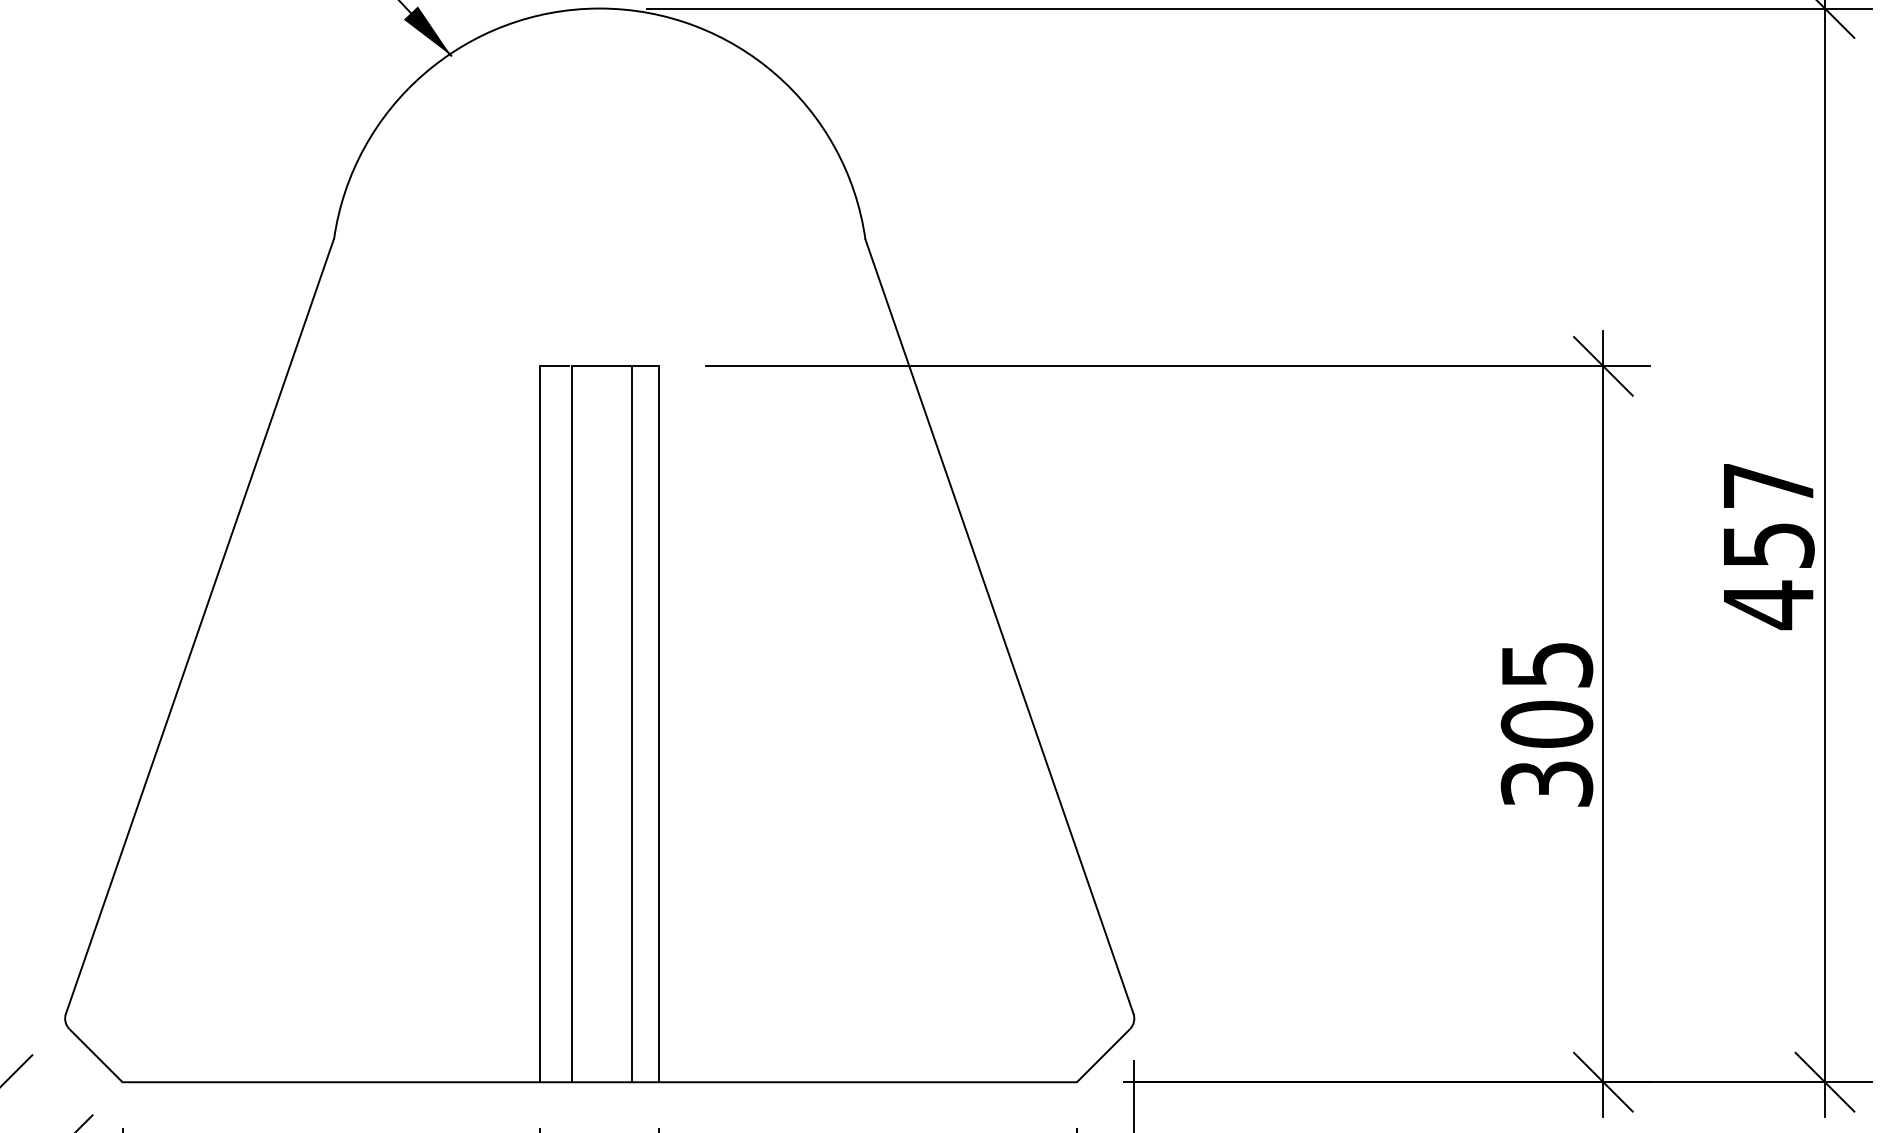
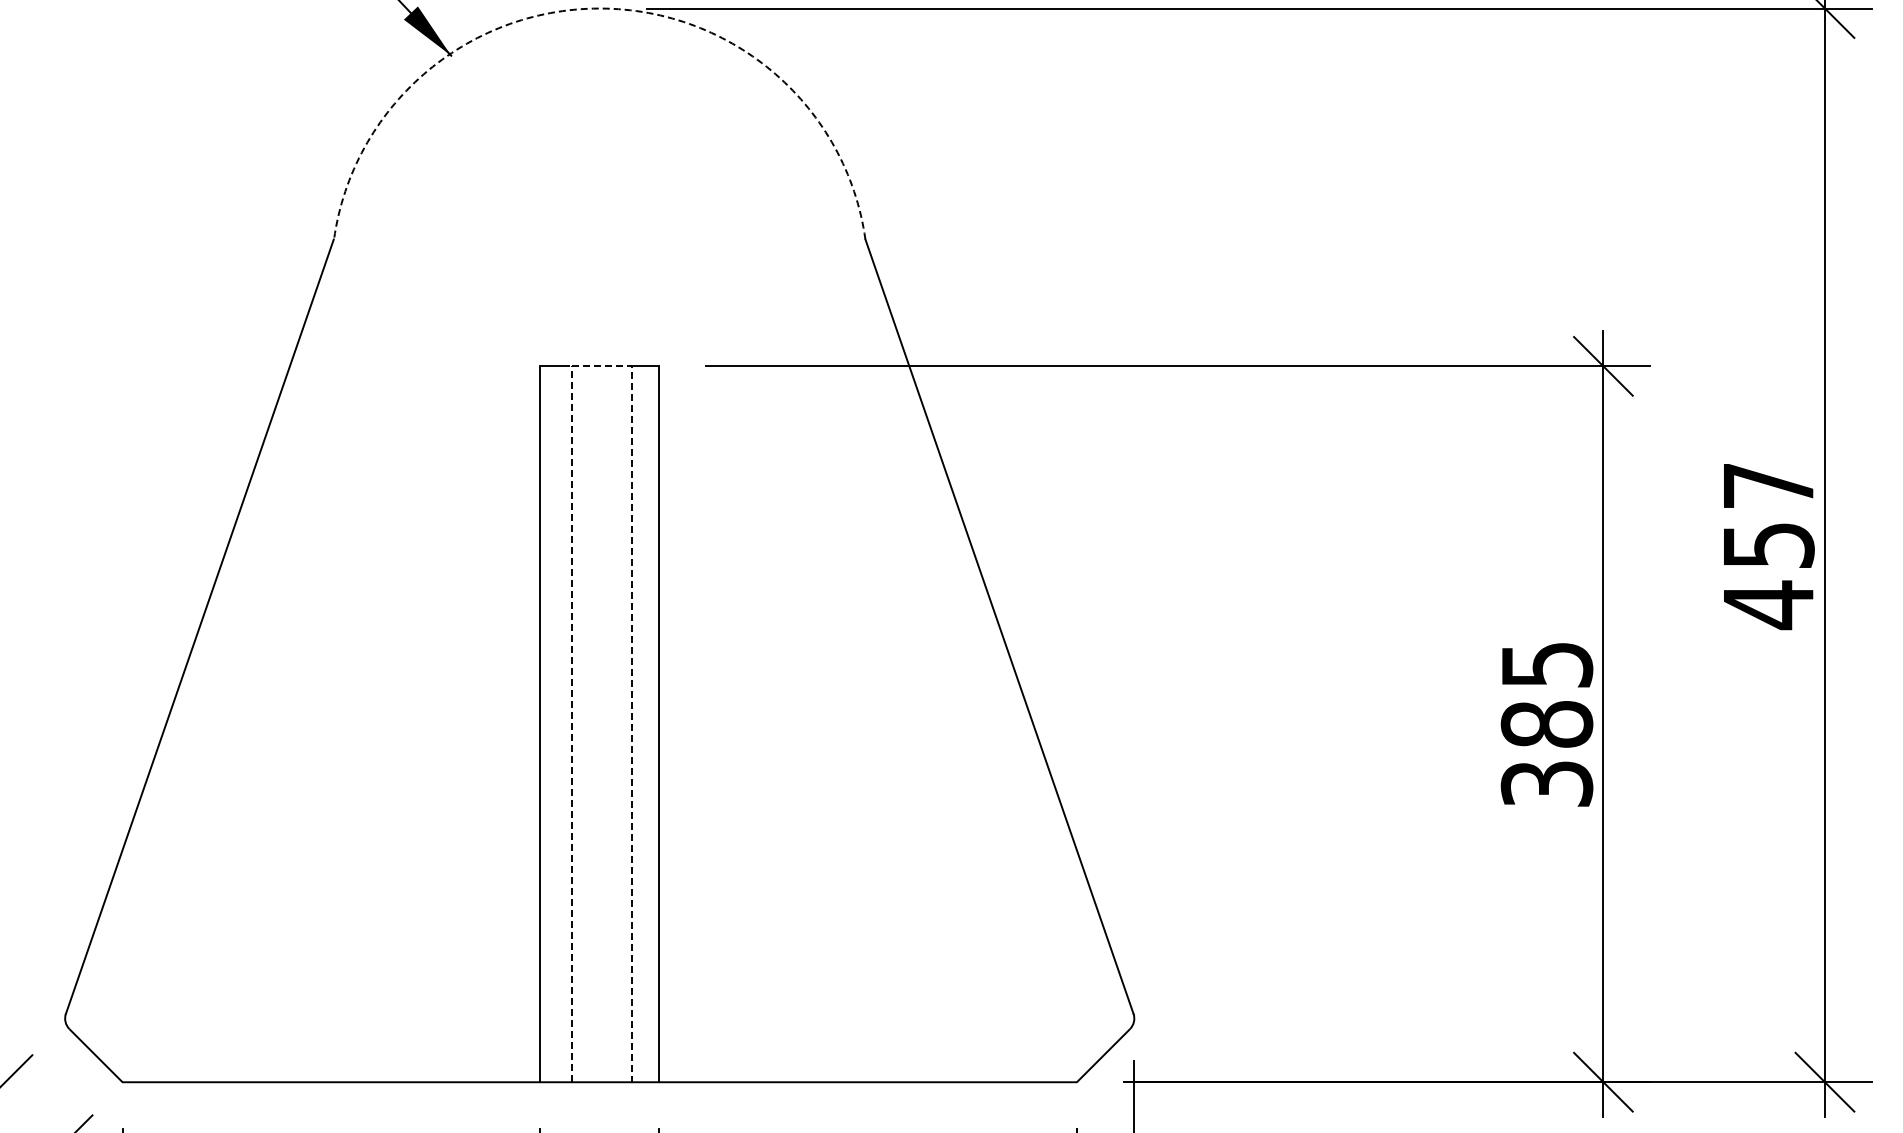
arc: solid -> dashed (599, 8)
line: solid -> dashed (602, 366)
text: 305 -> 385 (1547, 723)
